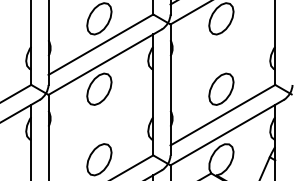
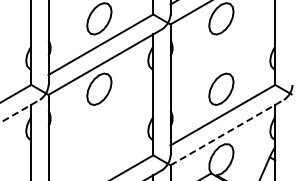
line: solid -> dashed (20, 111)
line: solid -> dashed (227, 132)
part: present -> none (99, 159)
